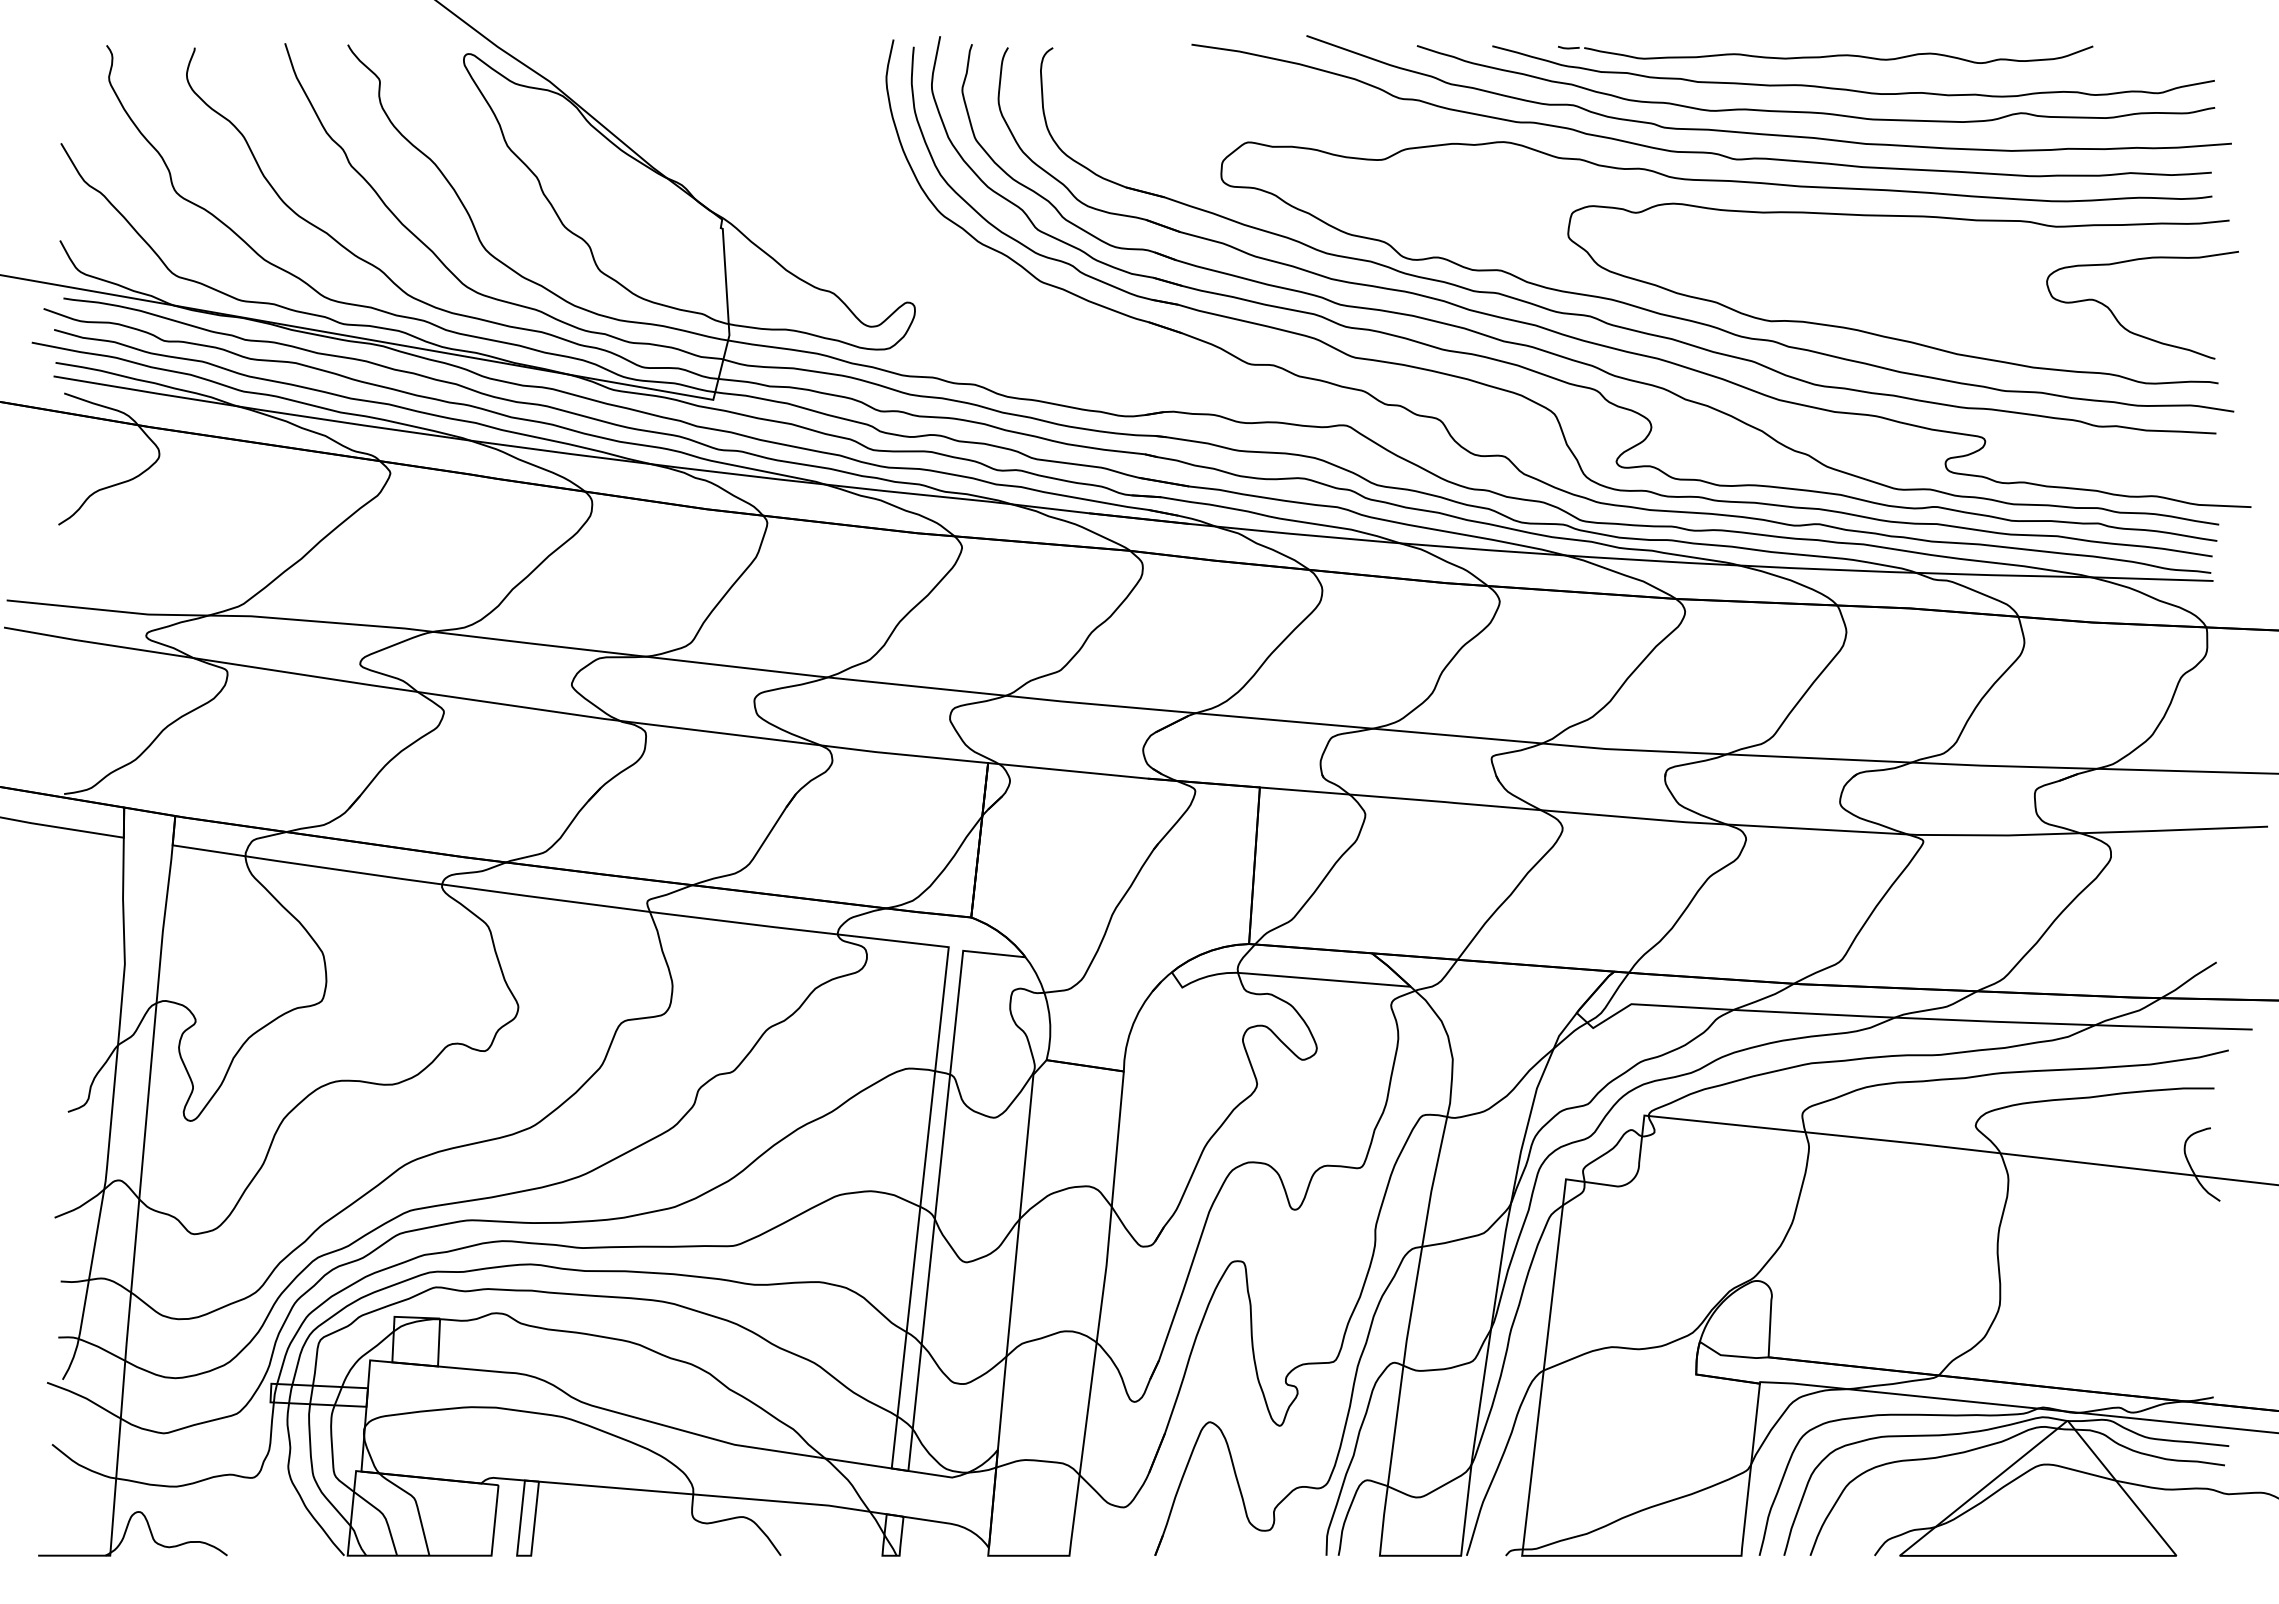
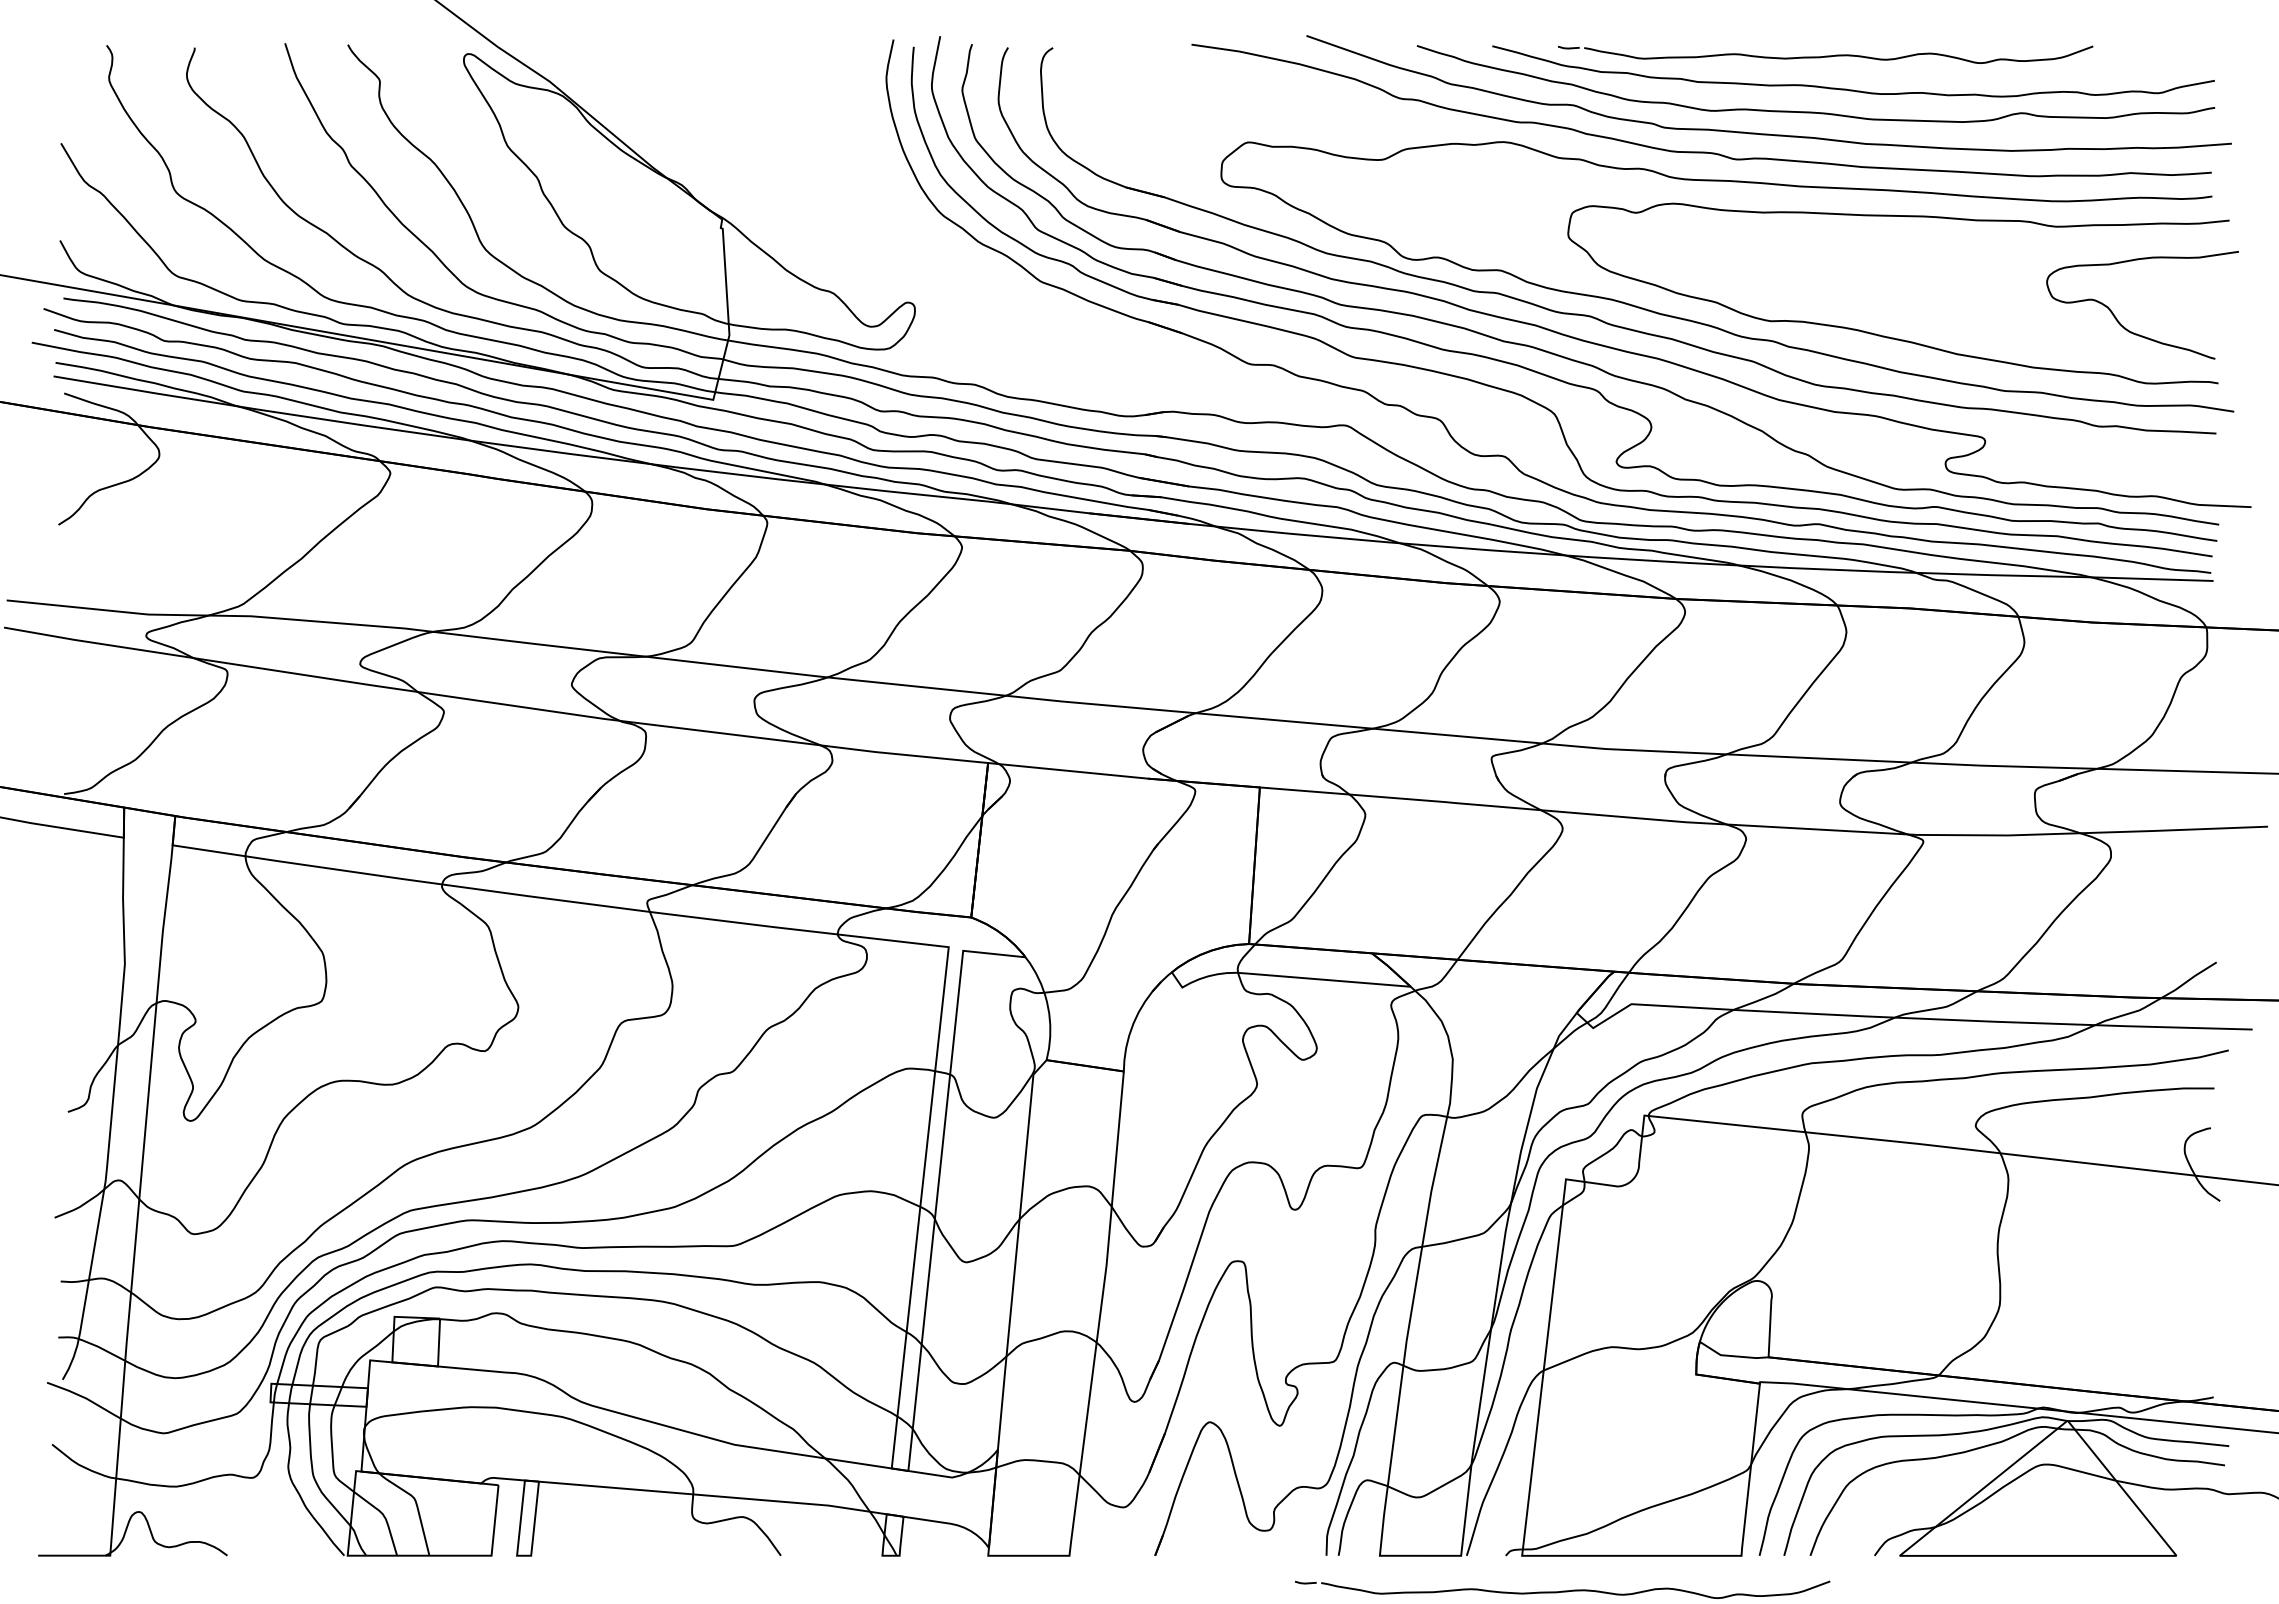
part: none -> present (1562, 1589)
